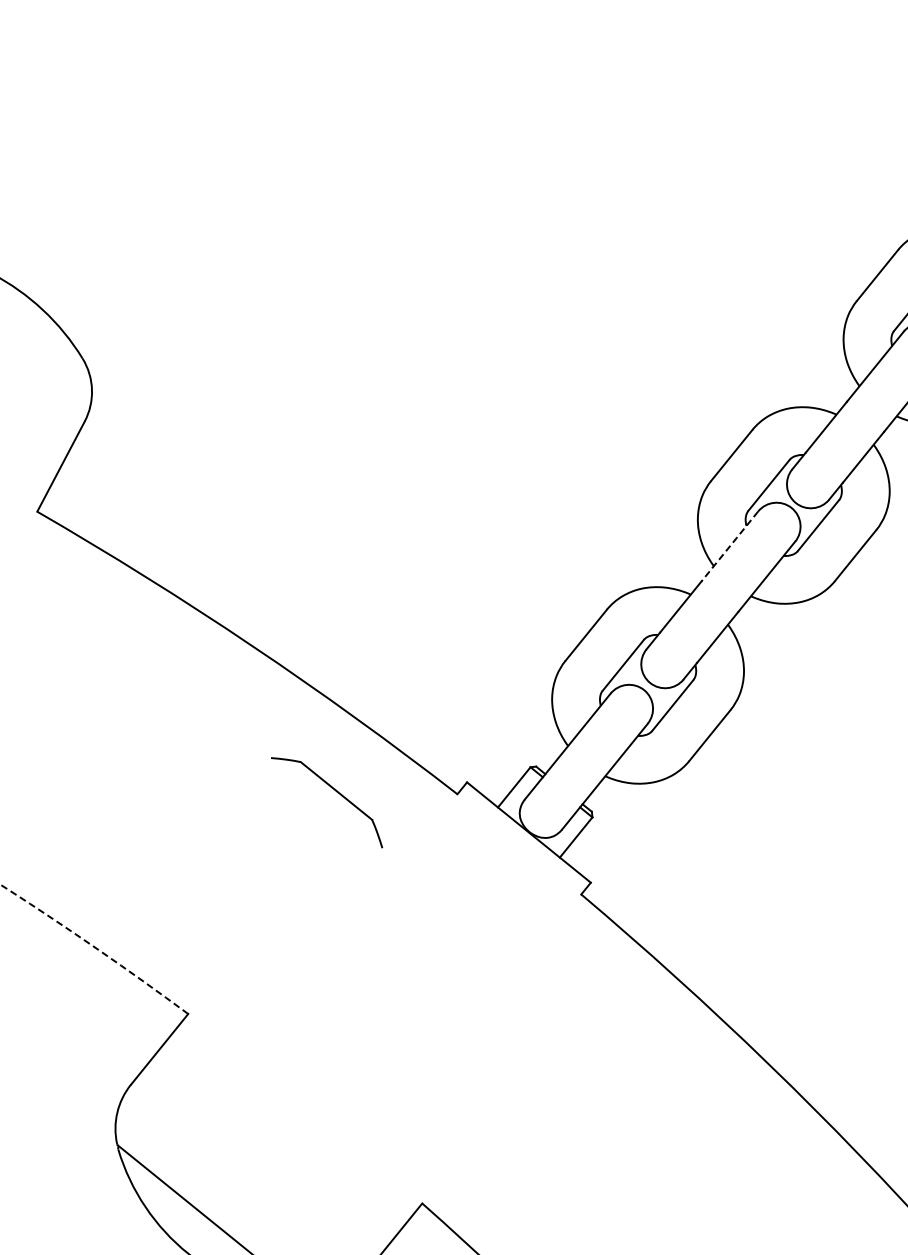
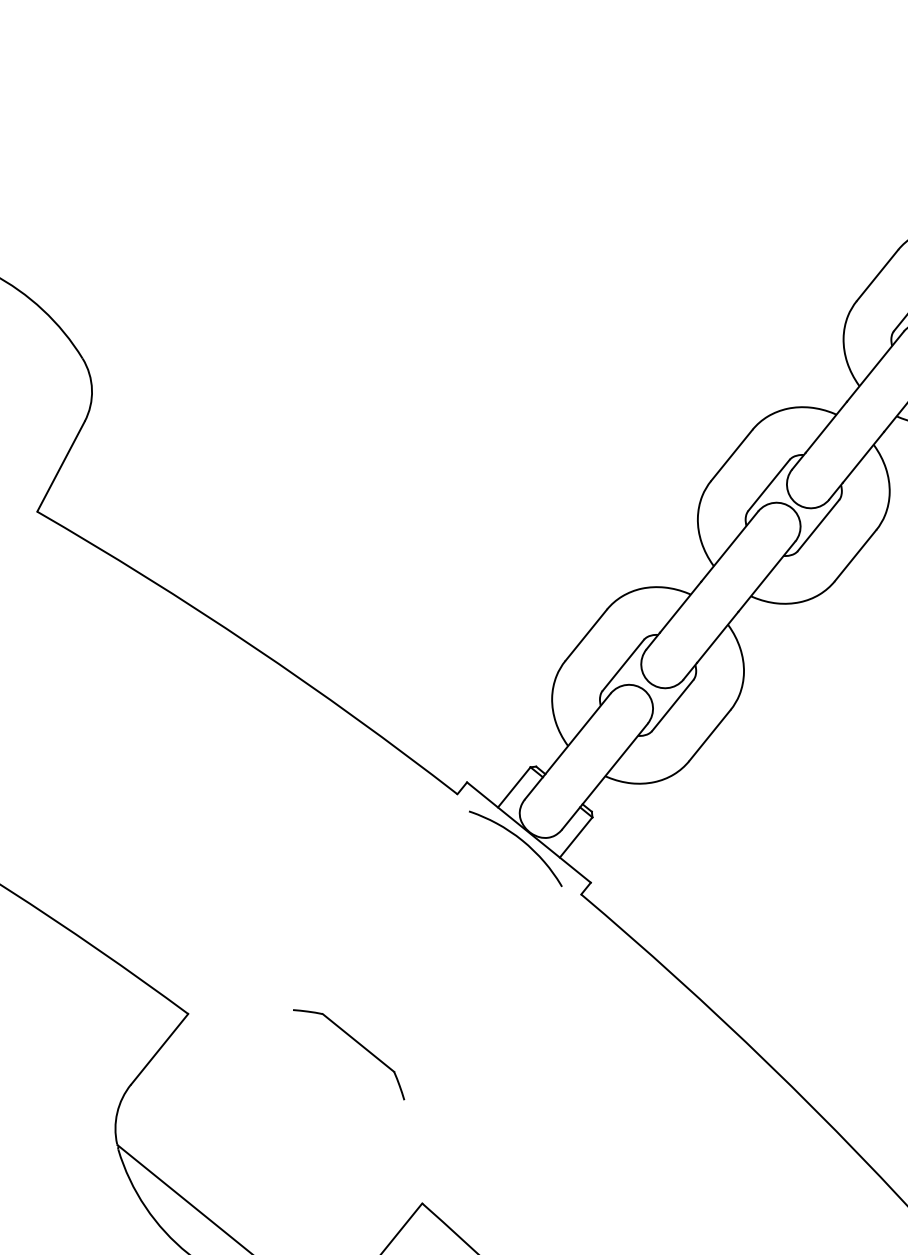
line: dashed -> solid (729, 547)
part position: (336, 792) -> (358, 1044) (358, 1044)
curve: none -> present (521, 841)
arc: dashed -> solid (95, 947)
